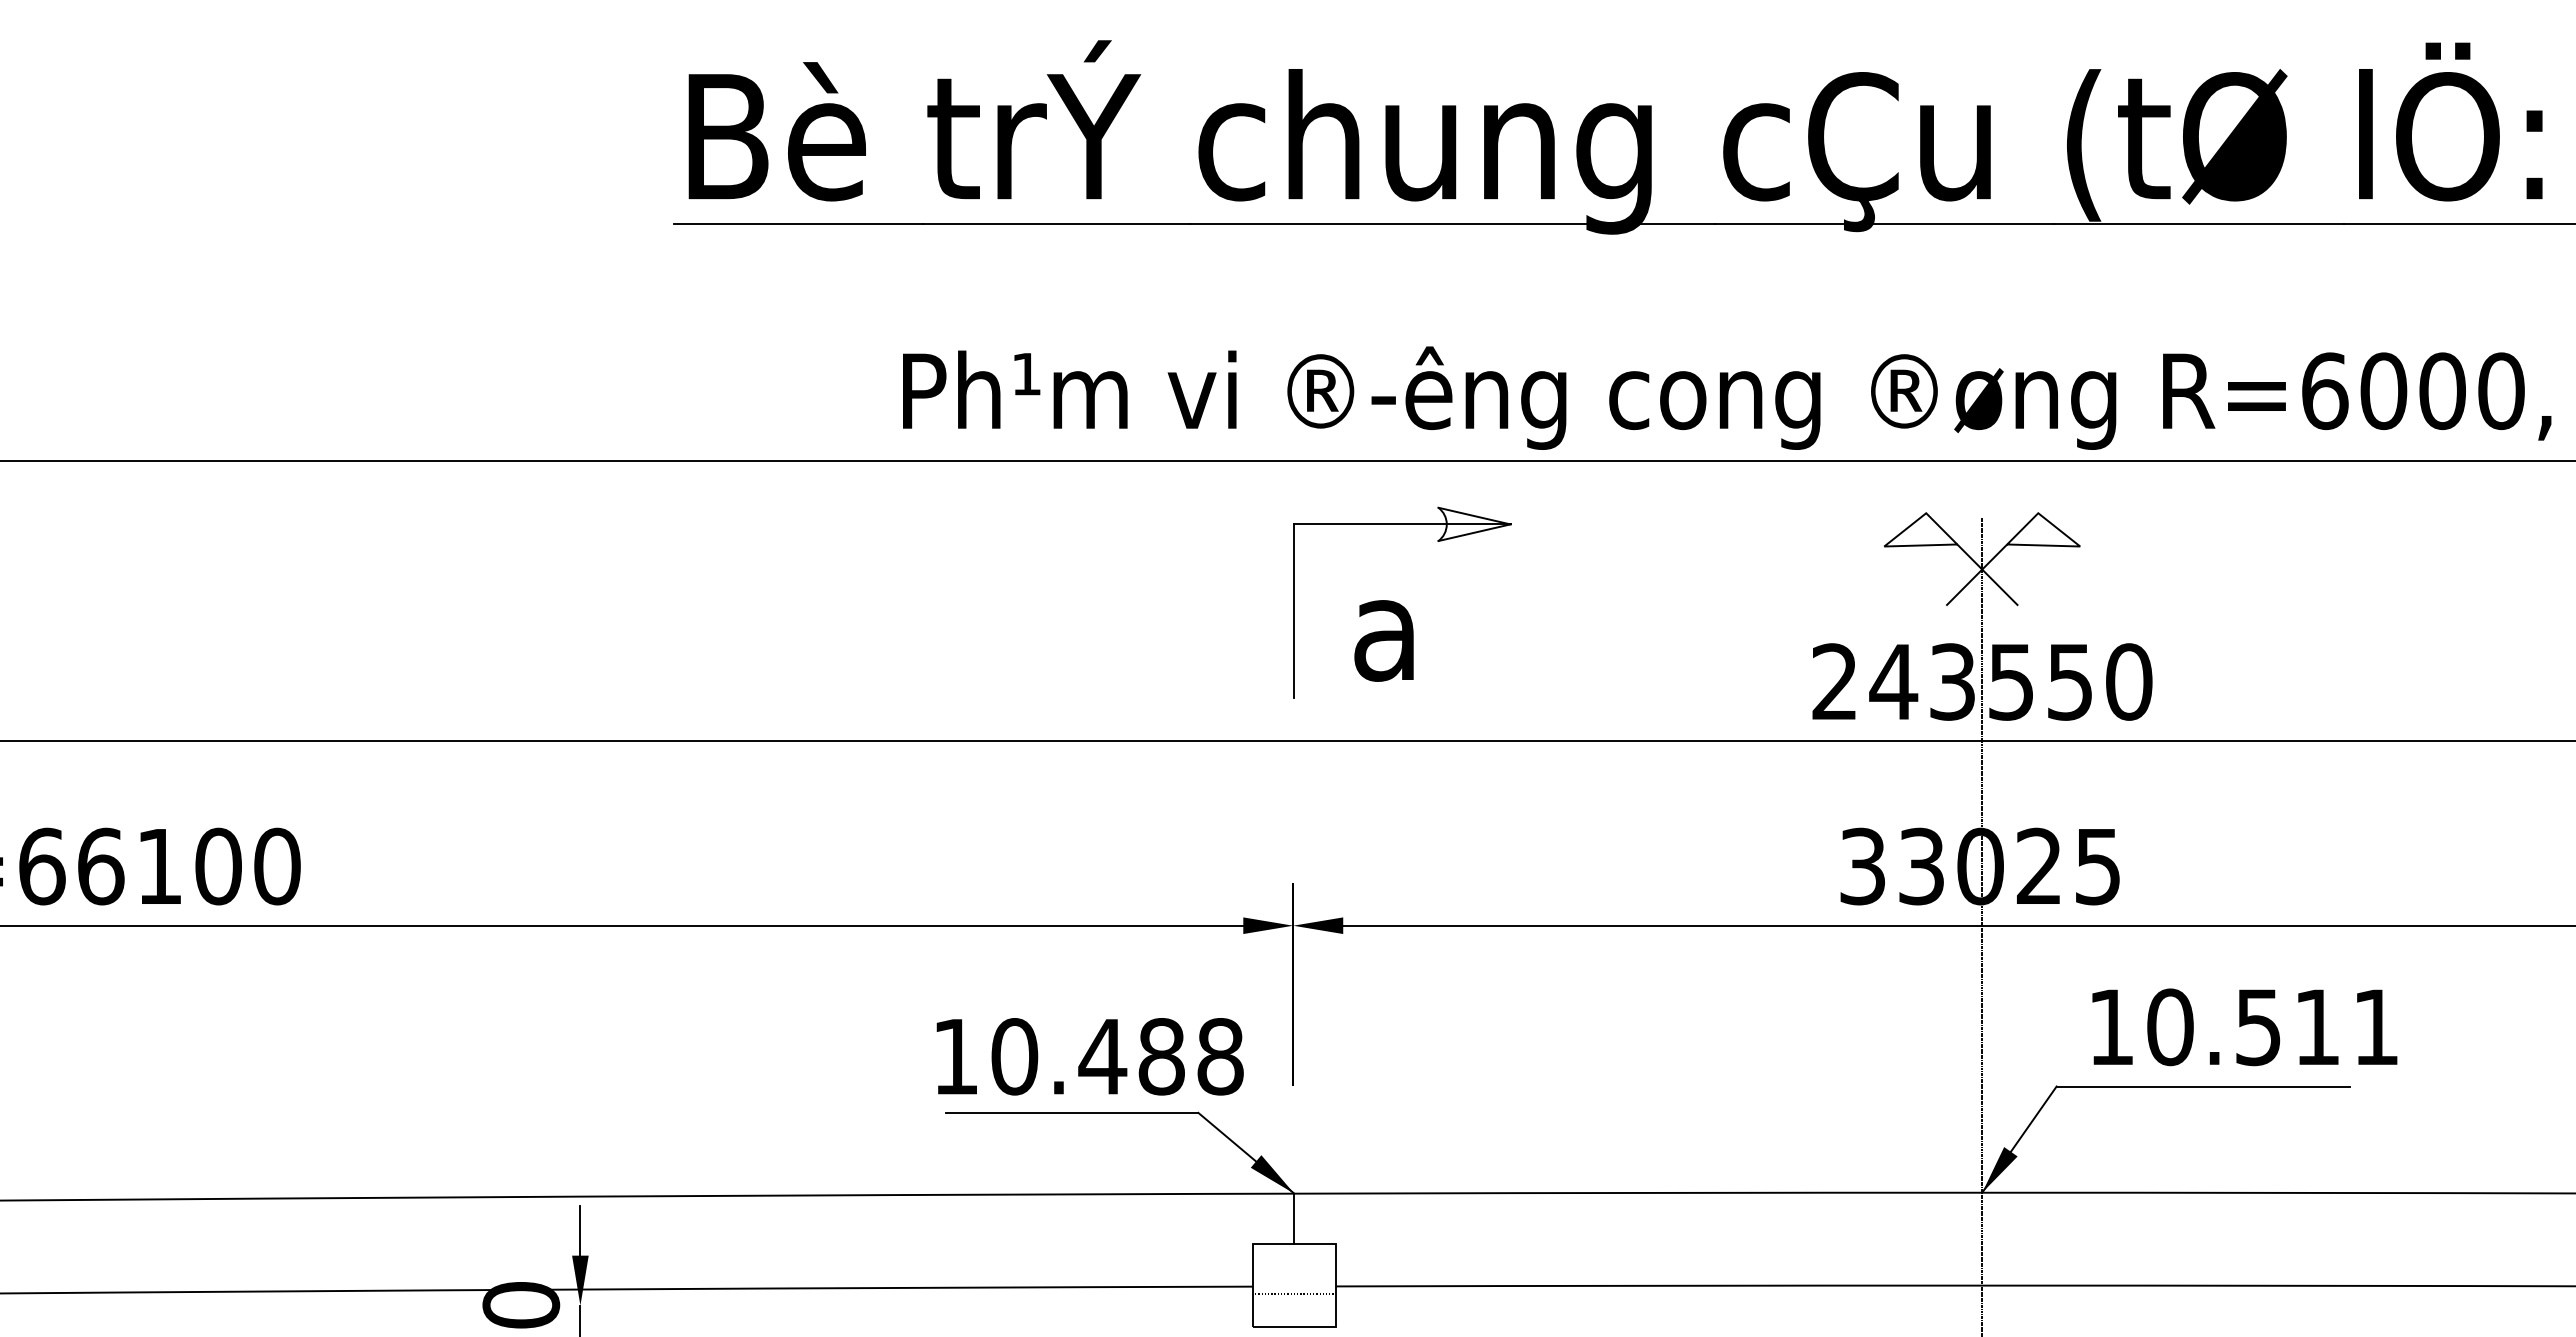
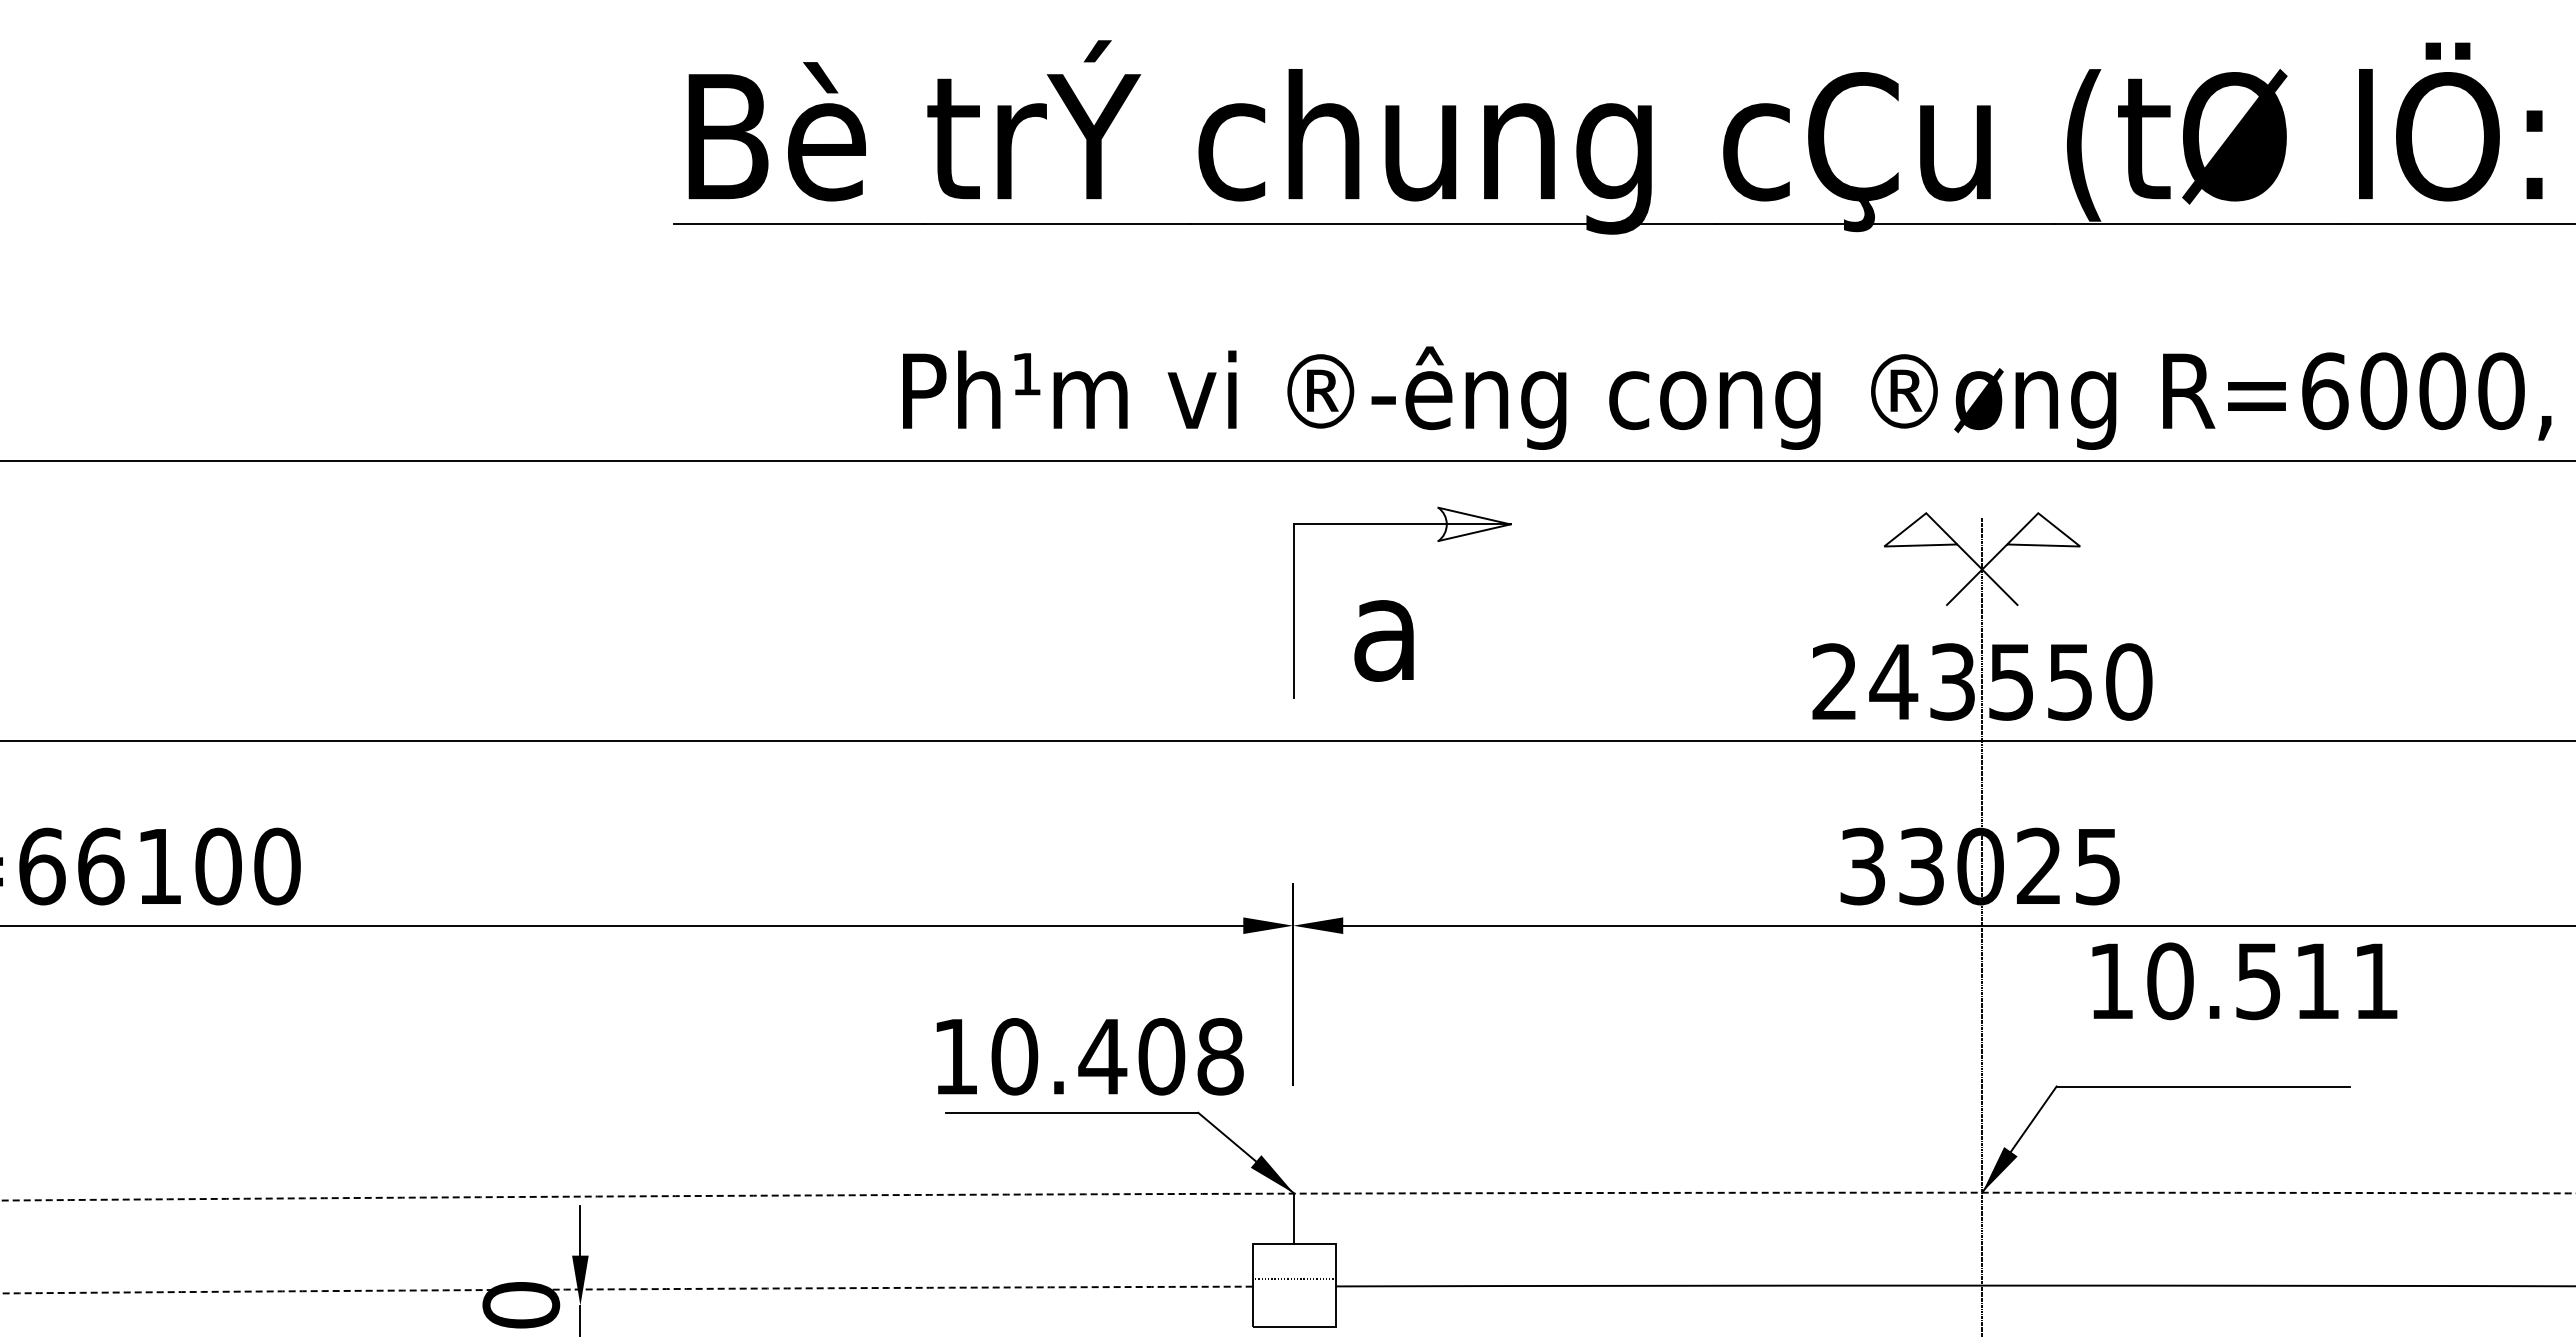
text position: (2244, 1027) -> (2244, 981) (2244, 981)
text: 10.488 -> 10.408 (1161, 1056)
line: solid -> dashed (1288, 1193)
arc: solid -> dashed (625, 1289)
line position: (1293, 1293) -> (1293, 1278) (1293, 1278)
